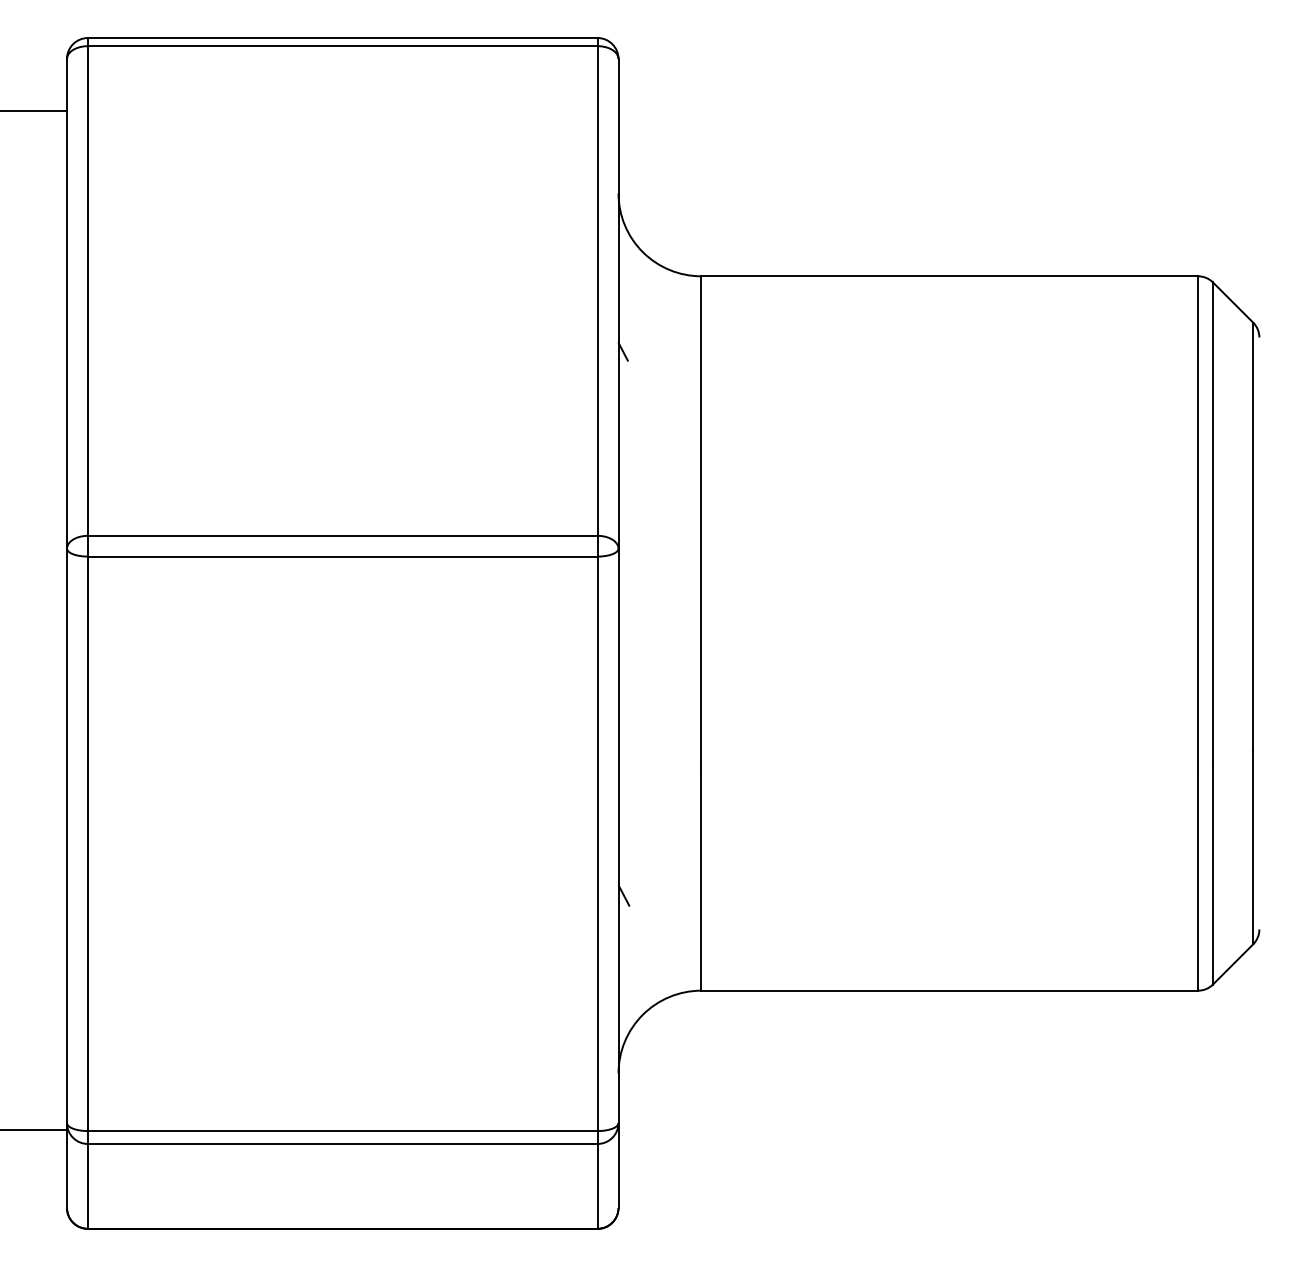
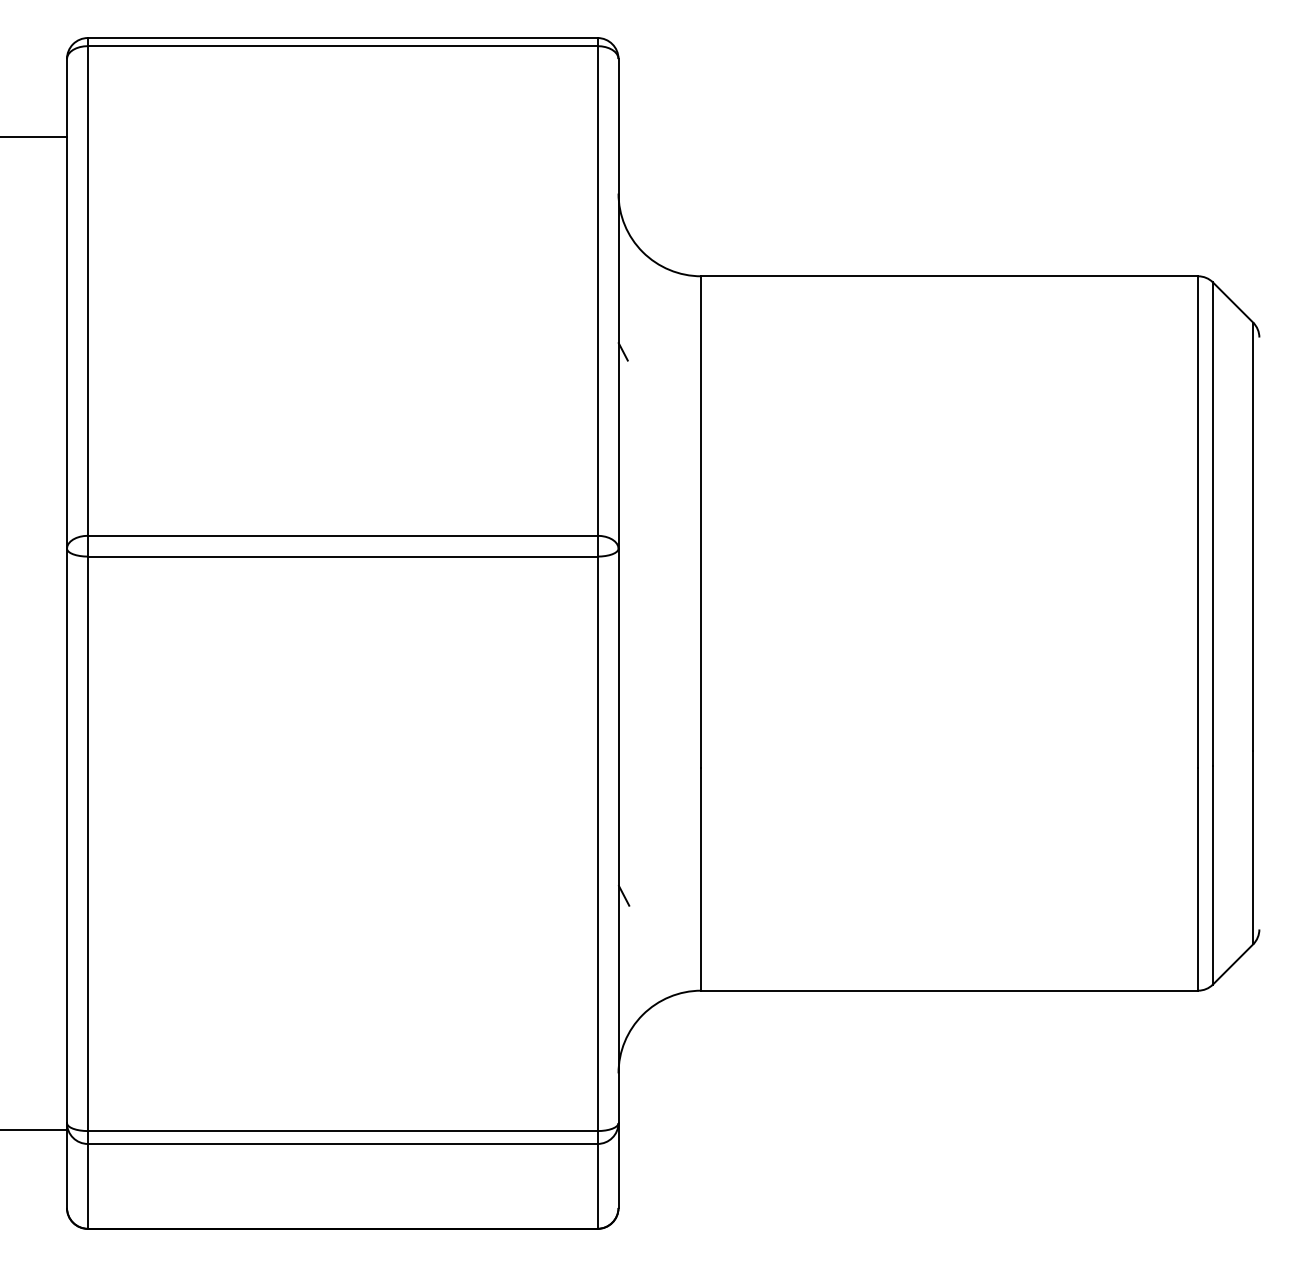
line position: (34, 111) -> (34, 137) (34, 137)
